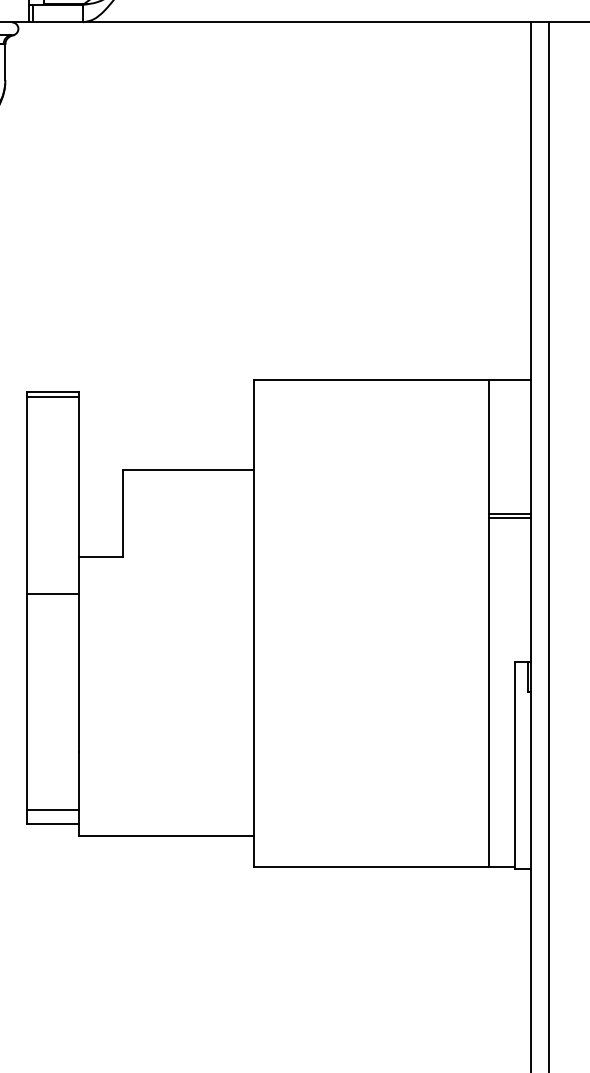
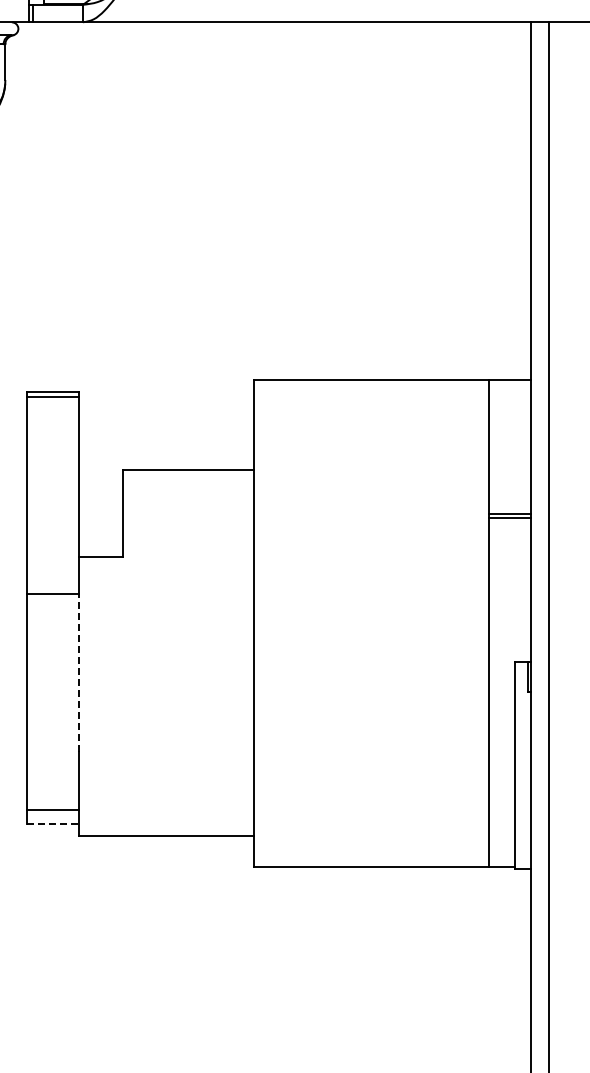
line: solid -> dashed (79, 672)
line: solid -> dashed (53, 823)
